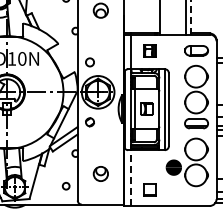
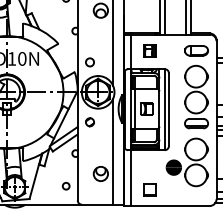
line: dashed -> solid (191, 17)
line: none -> present (165, 18)
line: none -> present (113, 43)
line: none -> present (113, 151)
line: dashed -> solid (130, 178)
